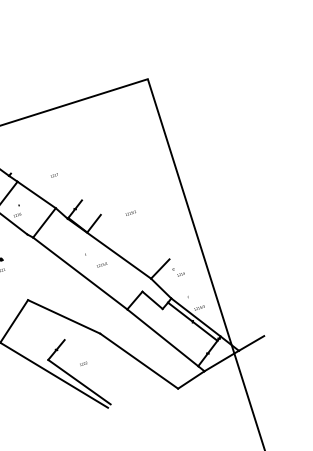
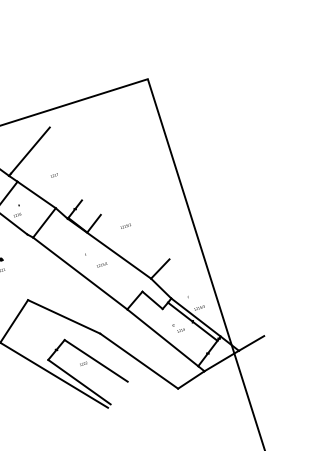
line: none -> present (29, 150)
text position: (130, 212) -> (125, 225) (125, 225)
part position: (178, 272) -> (178, 328) (178, 328)
line: none -> present (95, 360)
